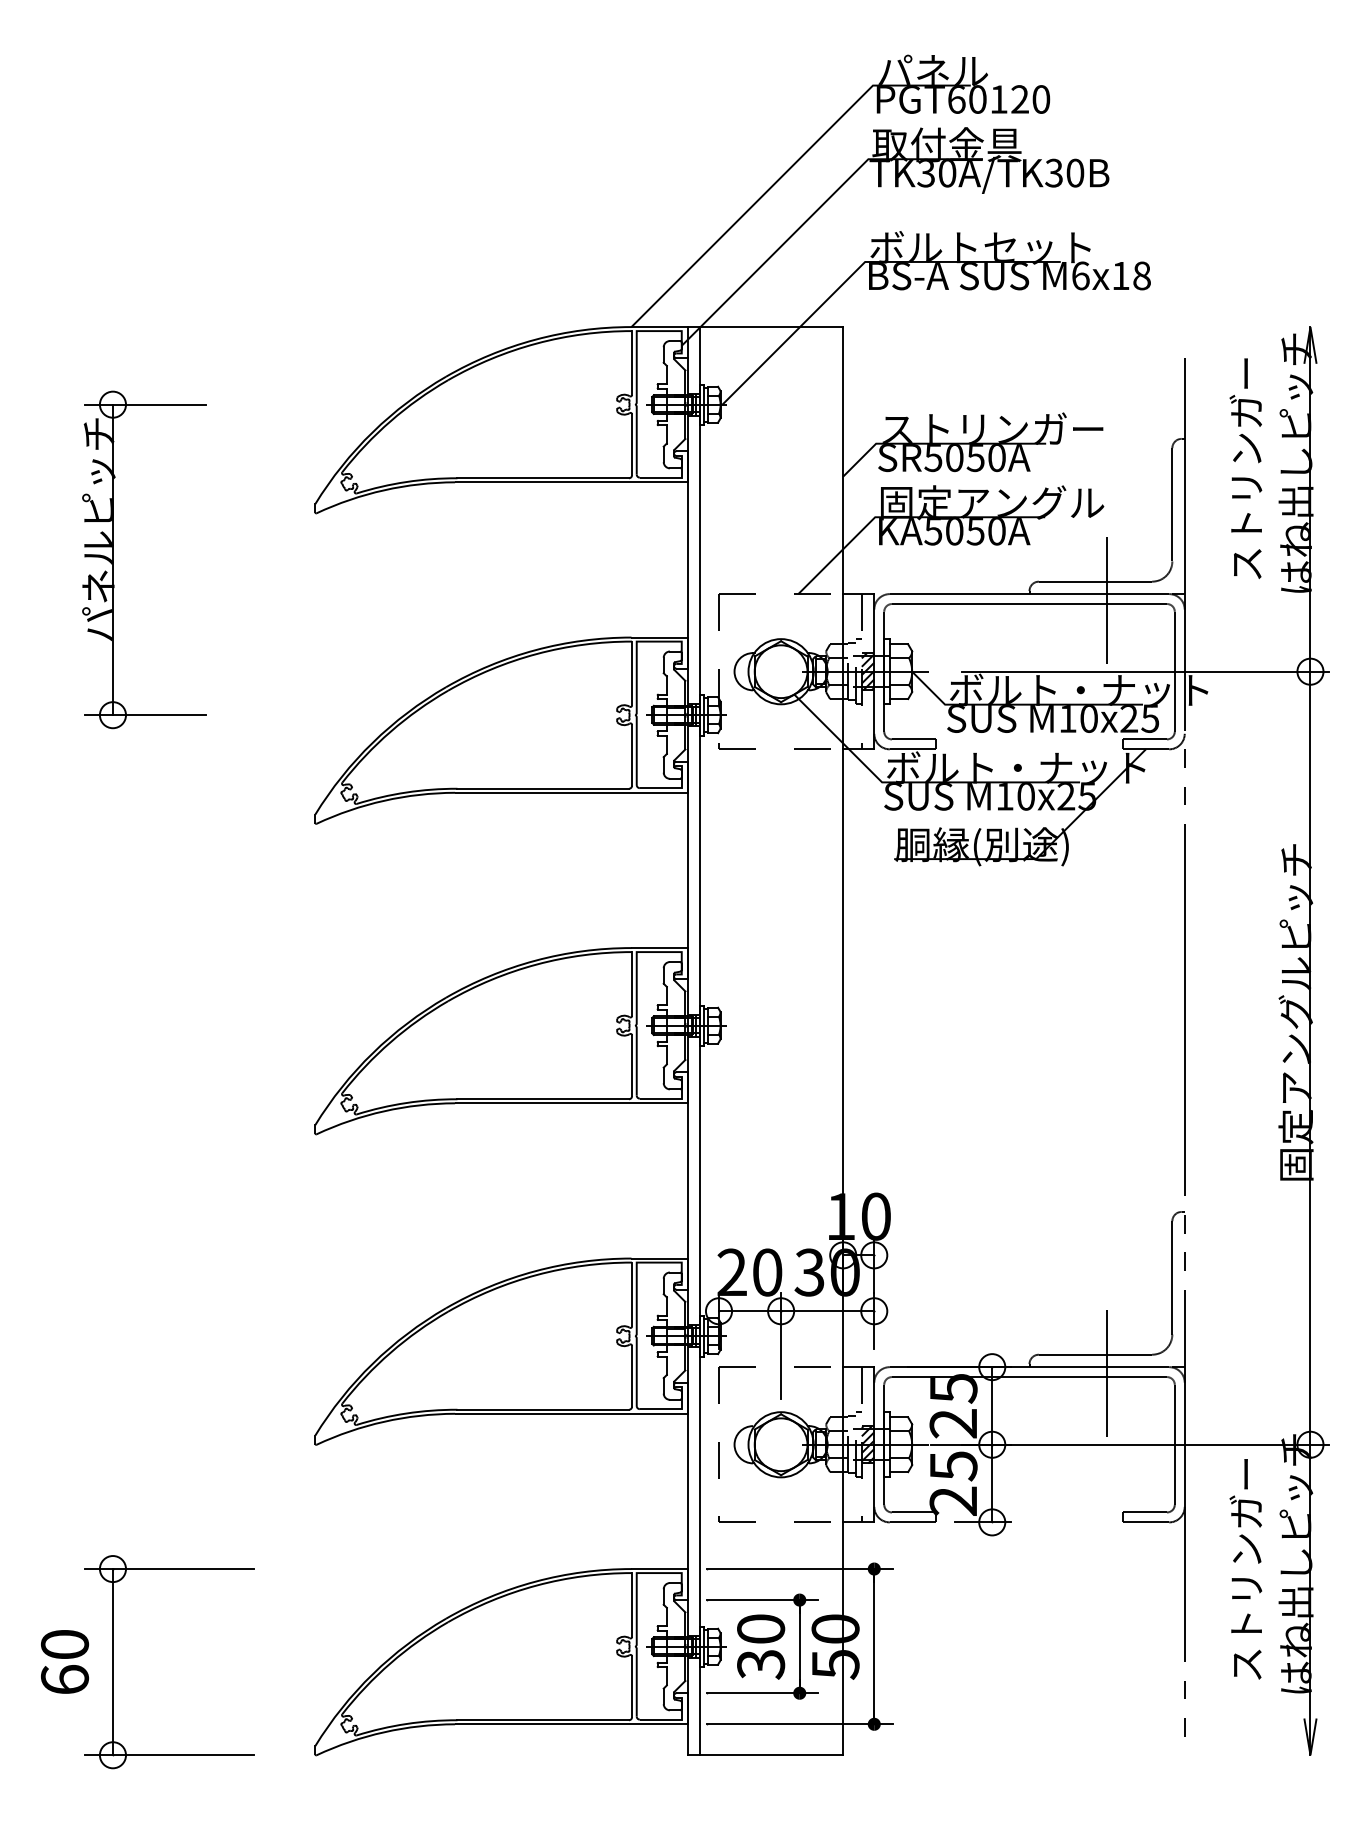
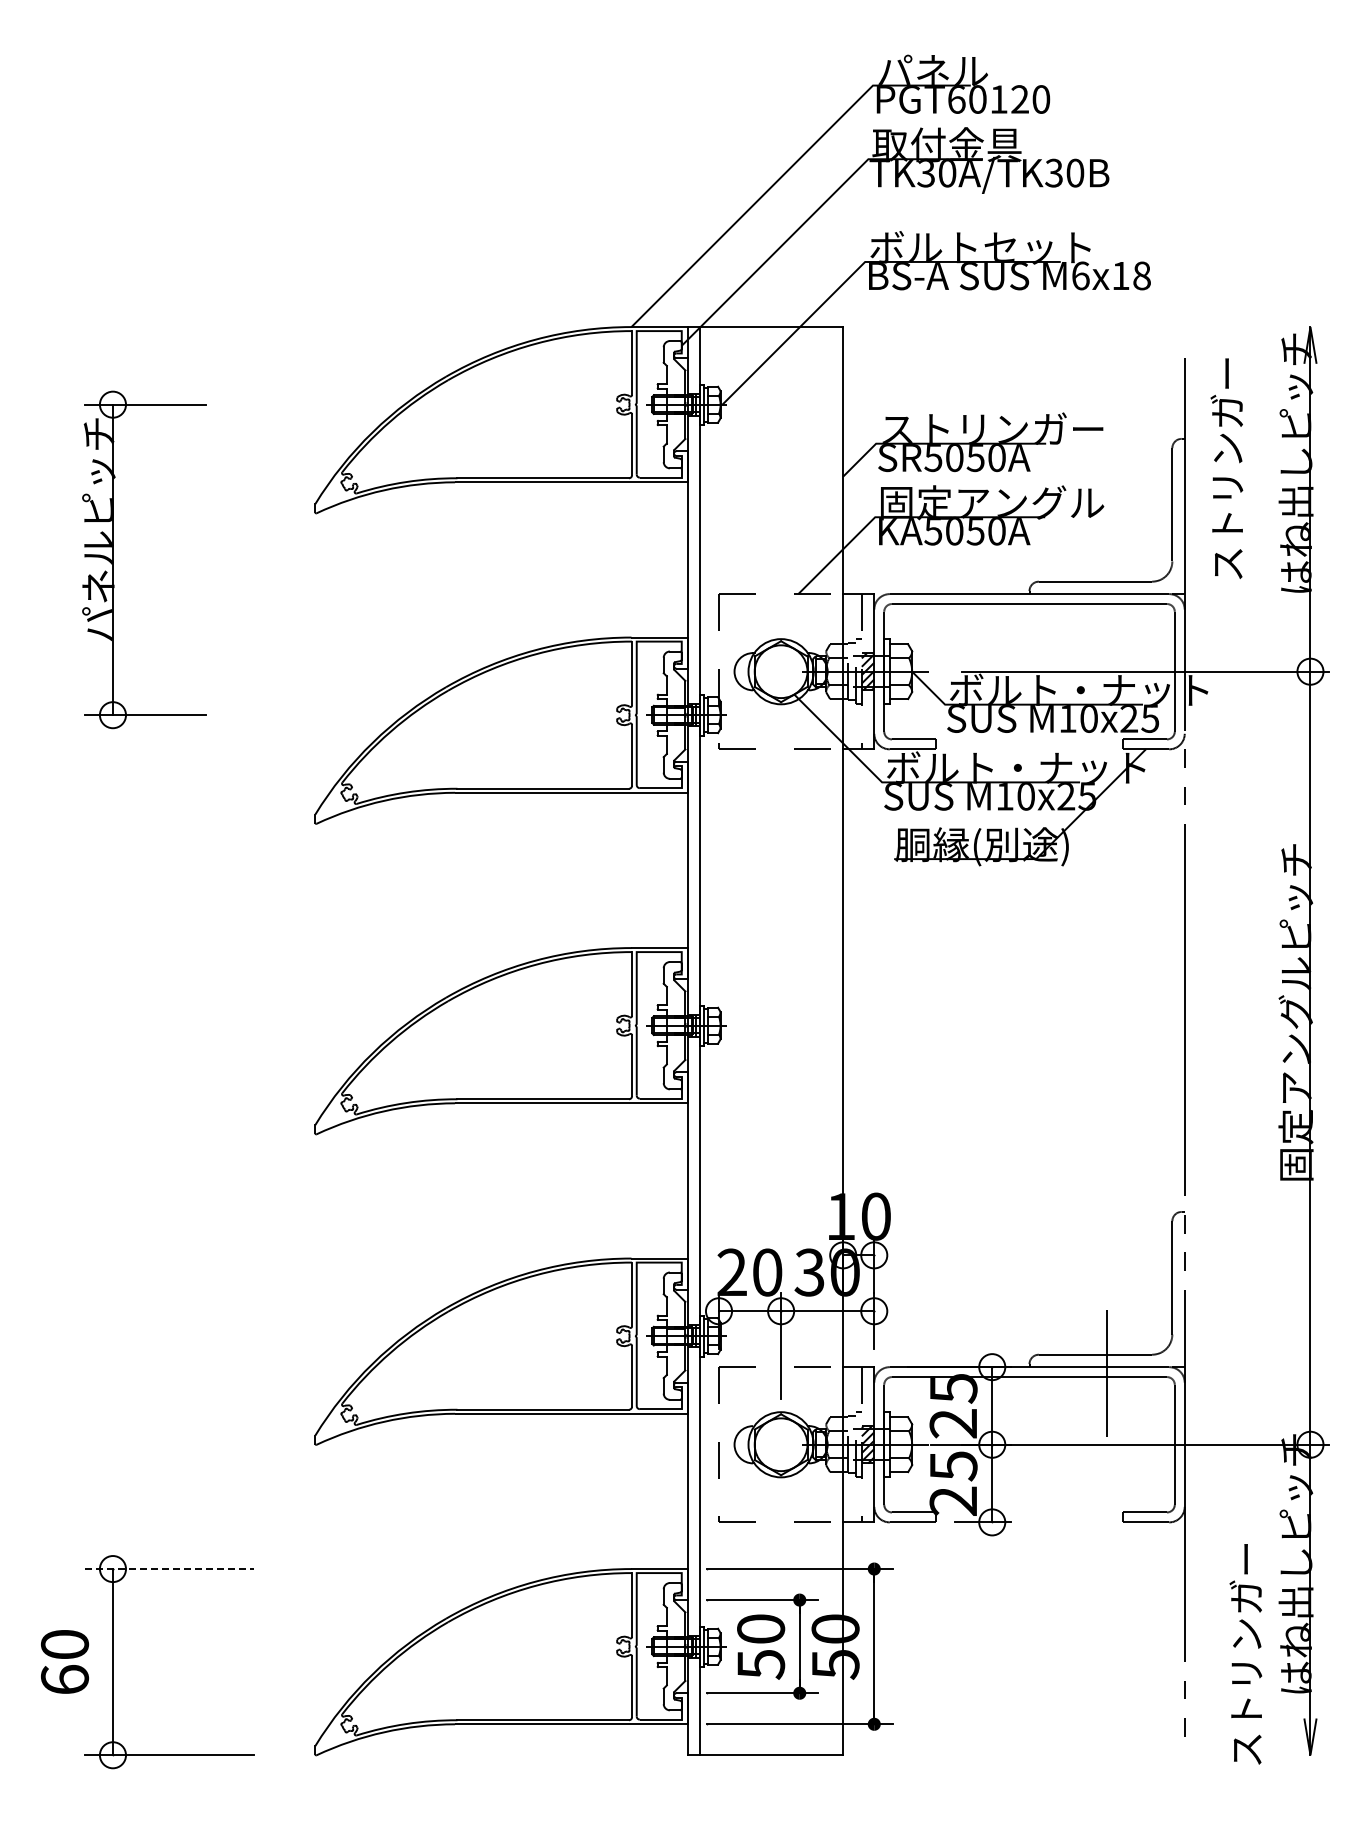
text position: (1245, 468) -> (1226, 468) (1226, 468)
line: present -> none (1107, 600)
line: solid -> dashed (169, 1569)
text position: (1245, 1569) -> (1245, 1654) (1245, 1654)
text: 30 -> 50 (760, 1664)
